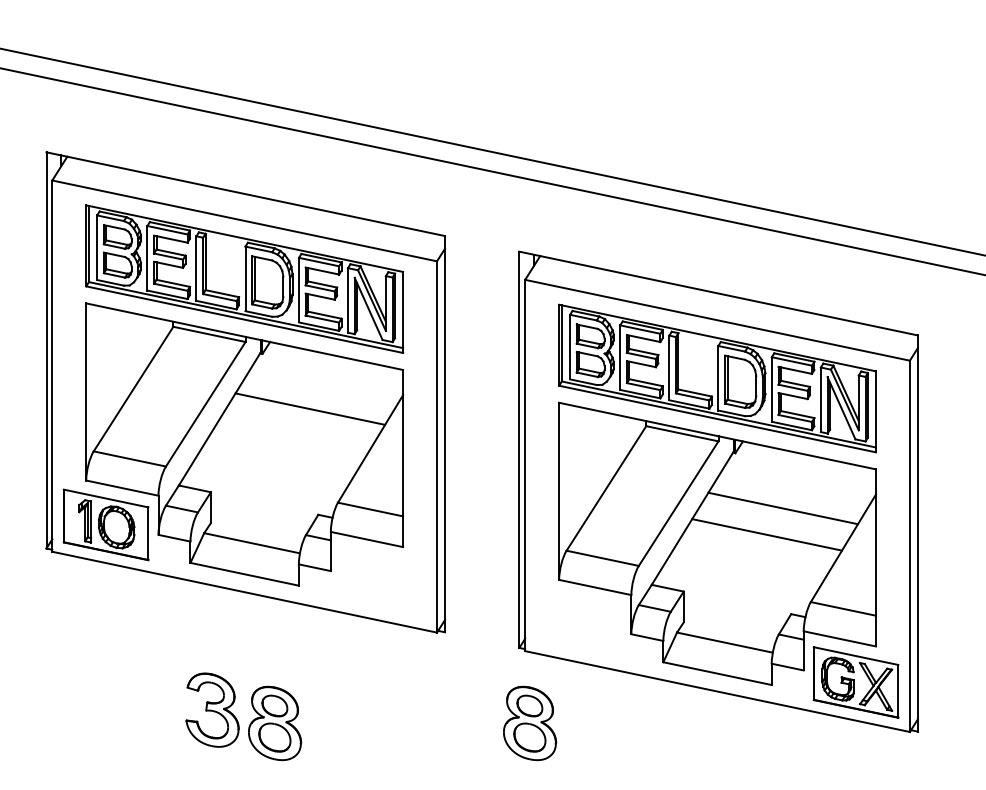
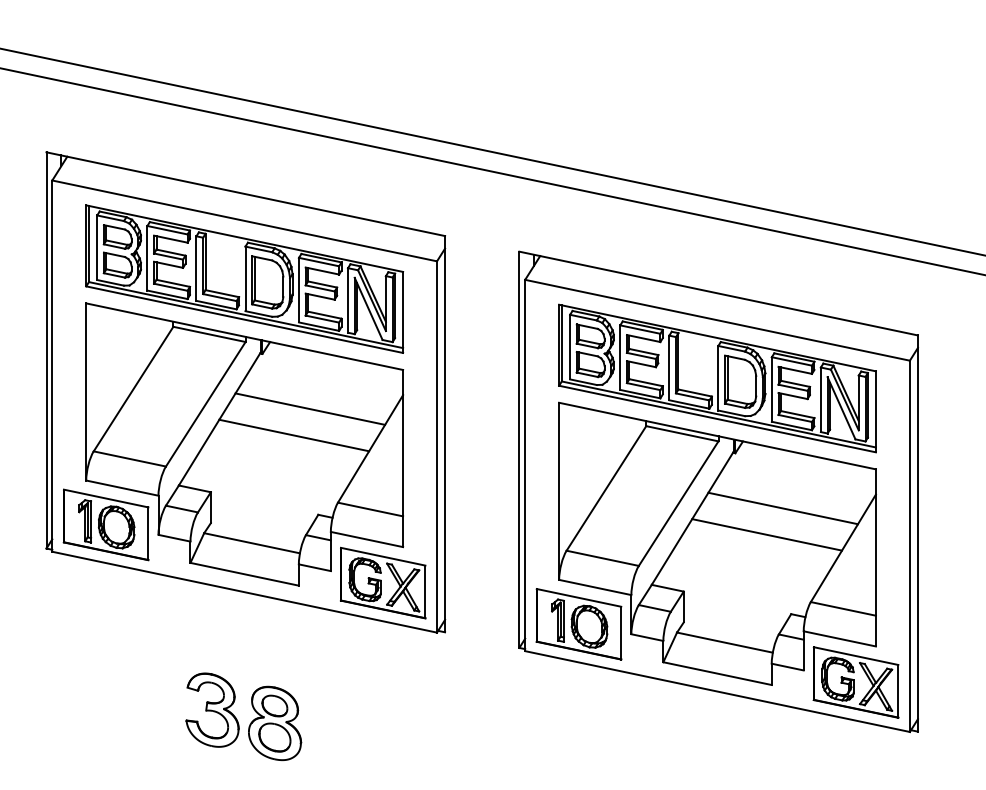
line: none -> present (294, 435)
part: none -> present (383, 582)
part: none -> present (578, 624)
part: present -> none (530, 723)
